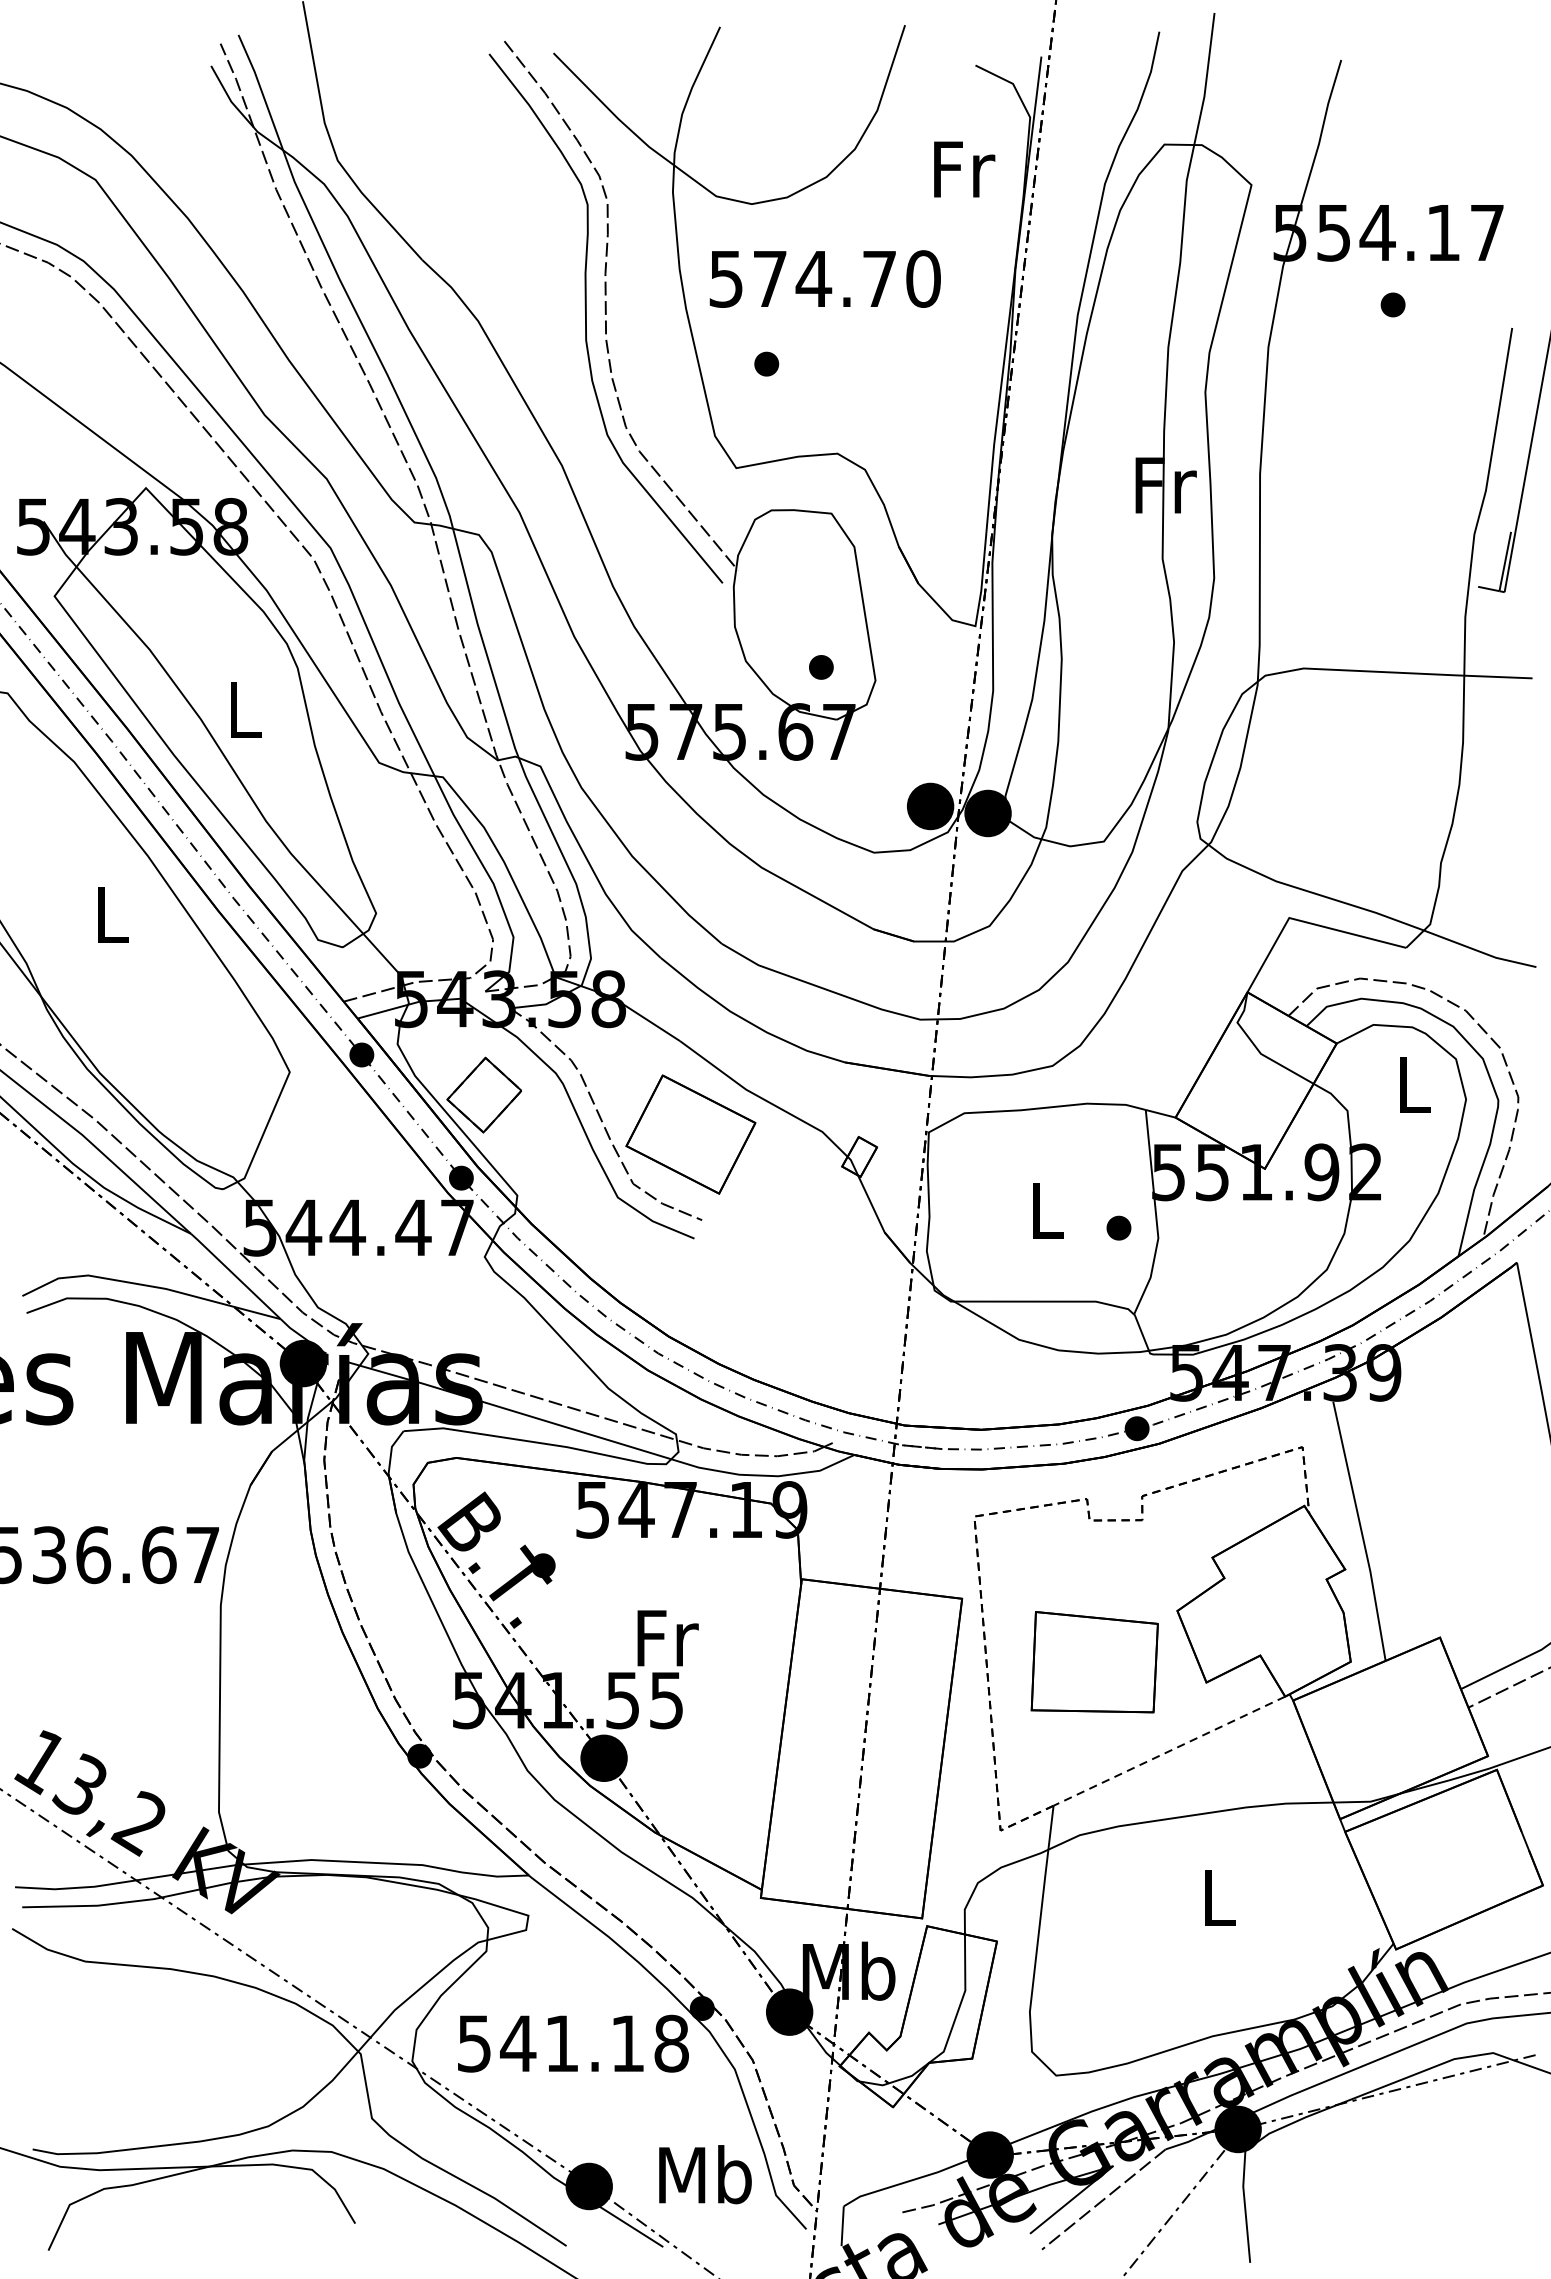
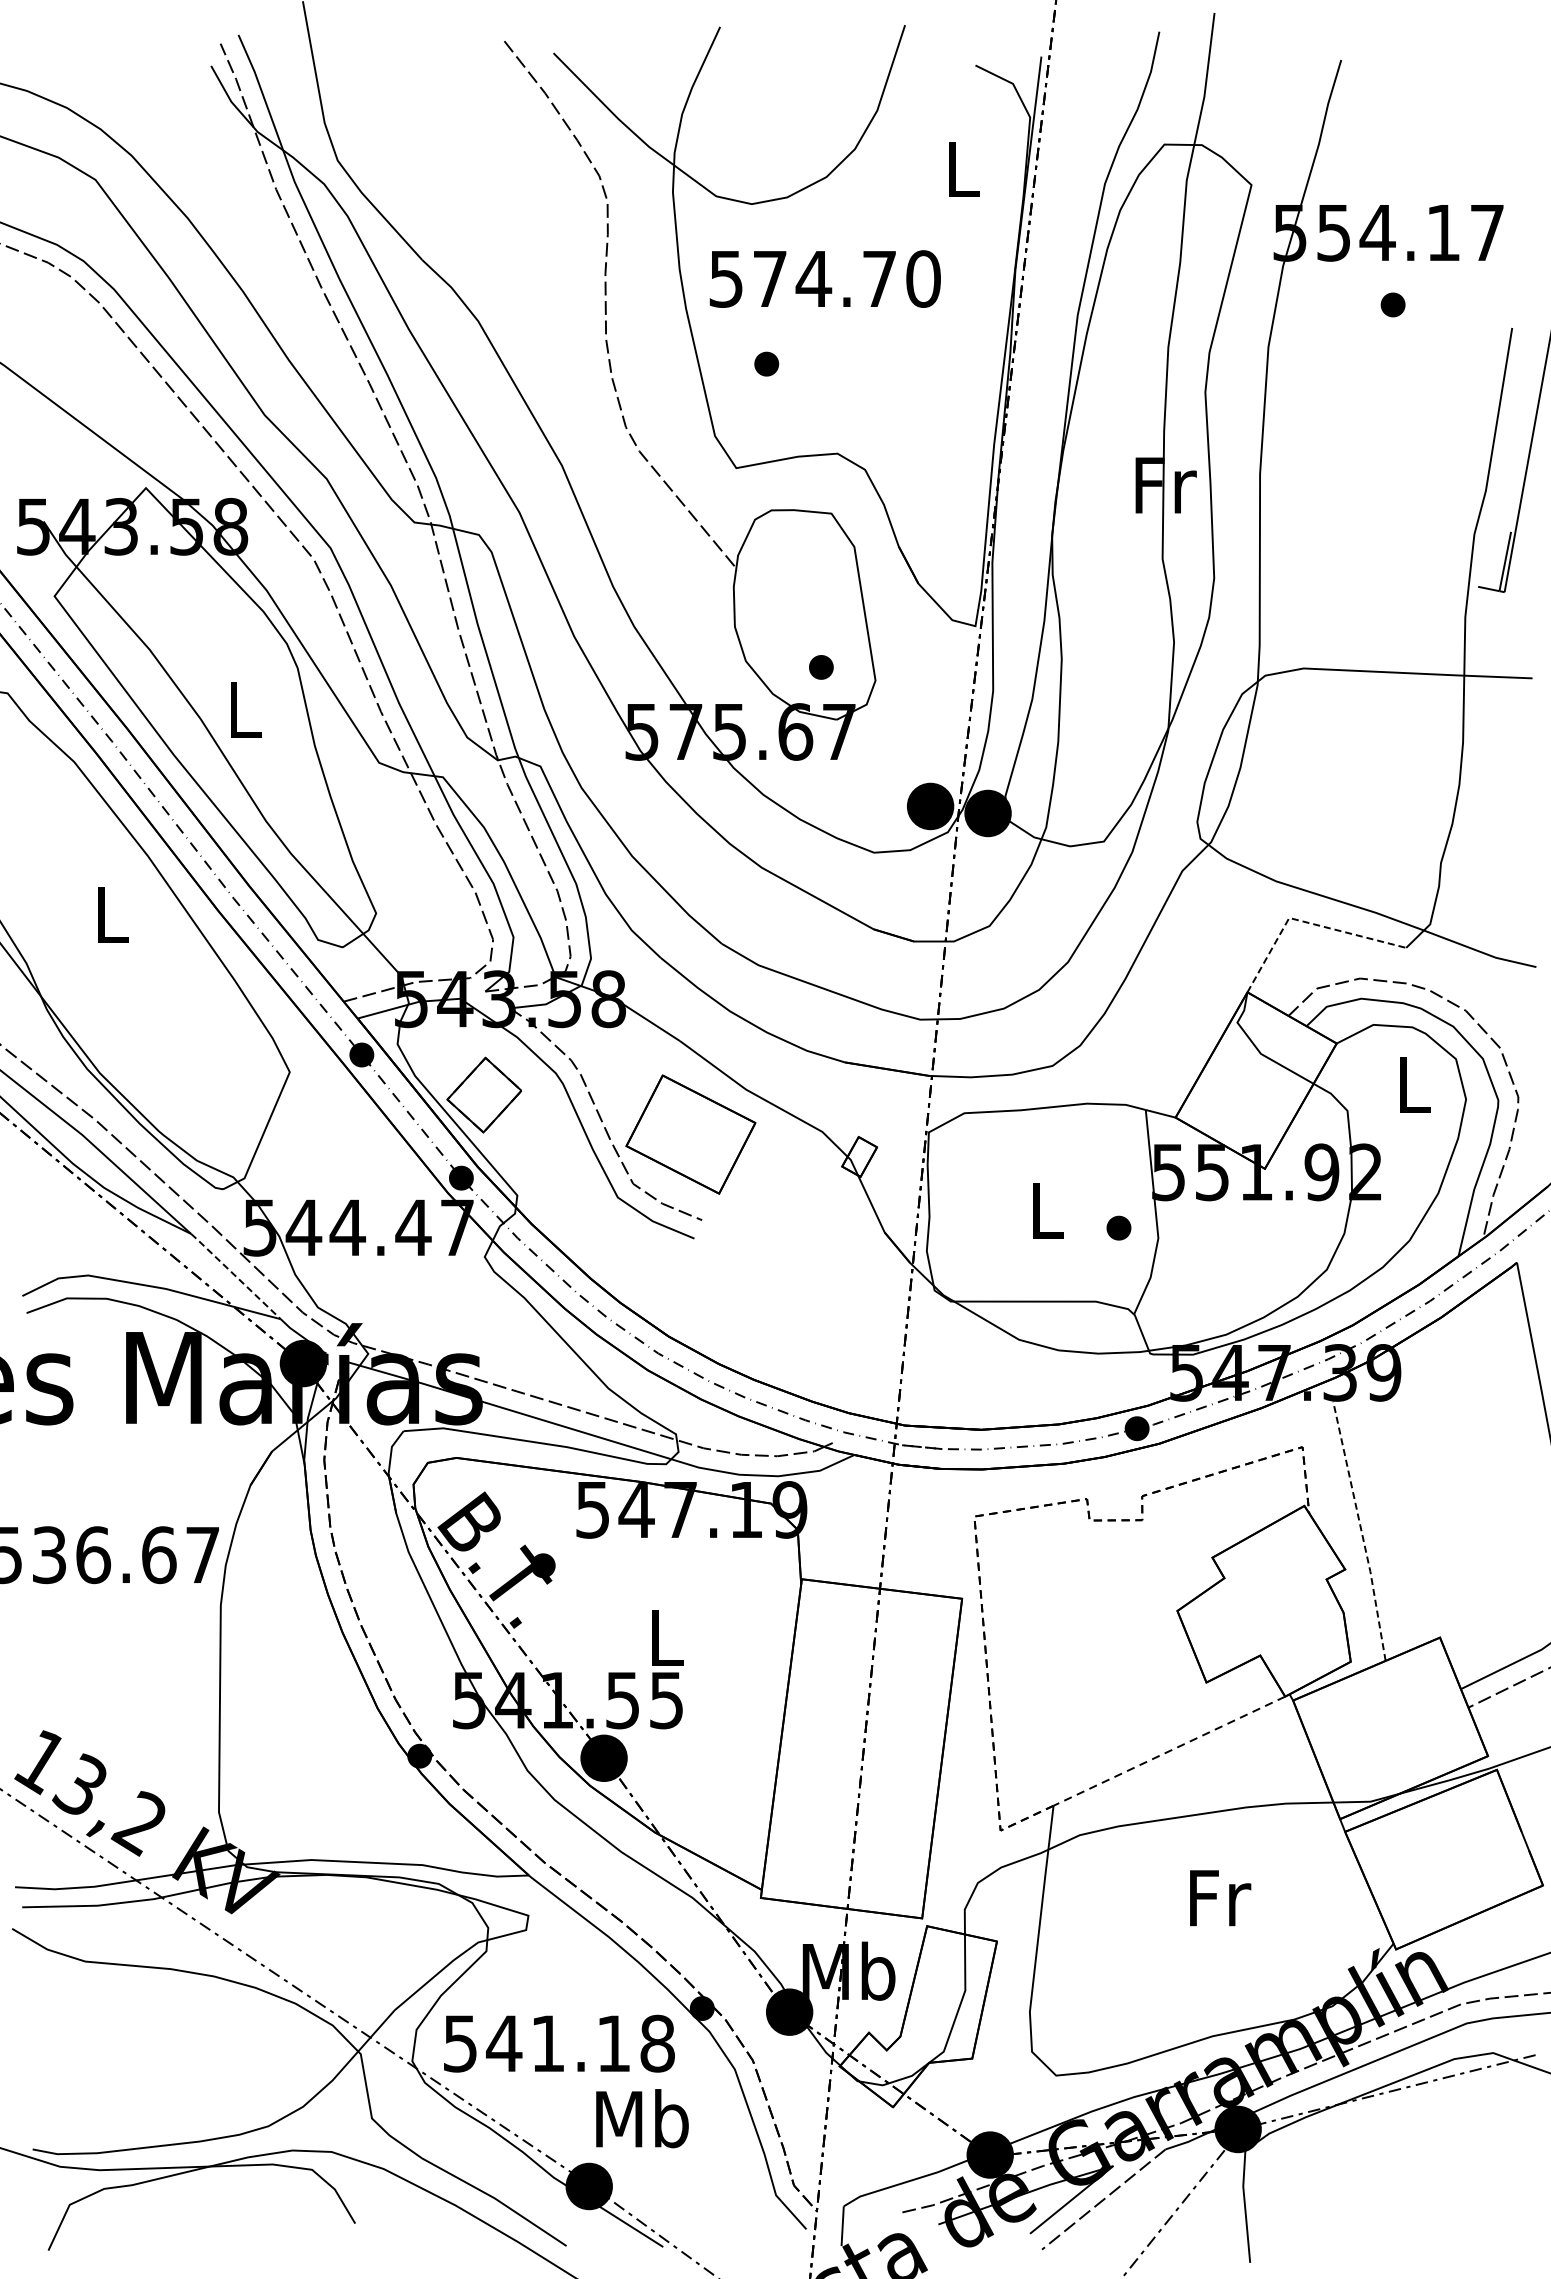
text: Fr -> L (964, 169)
curve: present -> none (586, 318)
line: solid -> dashed (1305, 922)
line: solid -> dashed (235, 1276)
line: solid -> dashed (1361, 1530)
text: Fr -> L (667, 1638)
part: present -> none (1094, 1662)
text: L -> Fr (1220, 1898)
text position: (573, 2043) -> (559, 2043) (559, 2043)
text position: (705, 2174) -> (642, 2118) (642, 2118)
